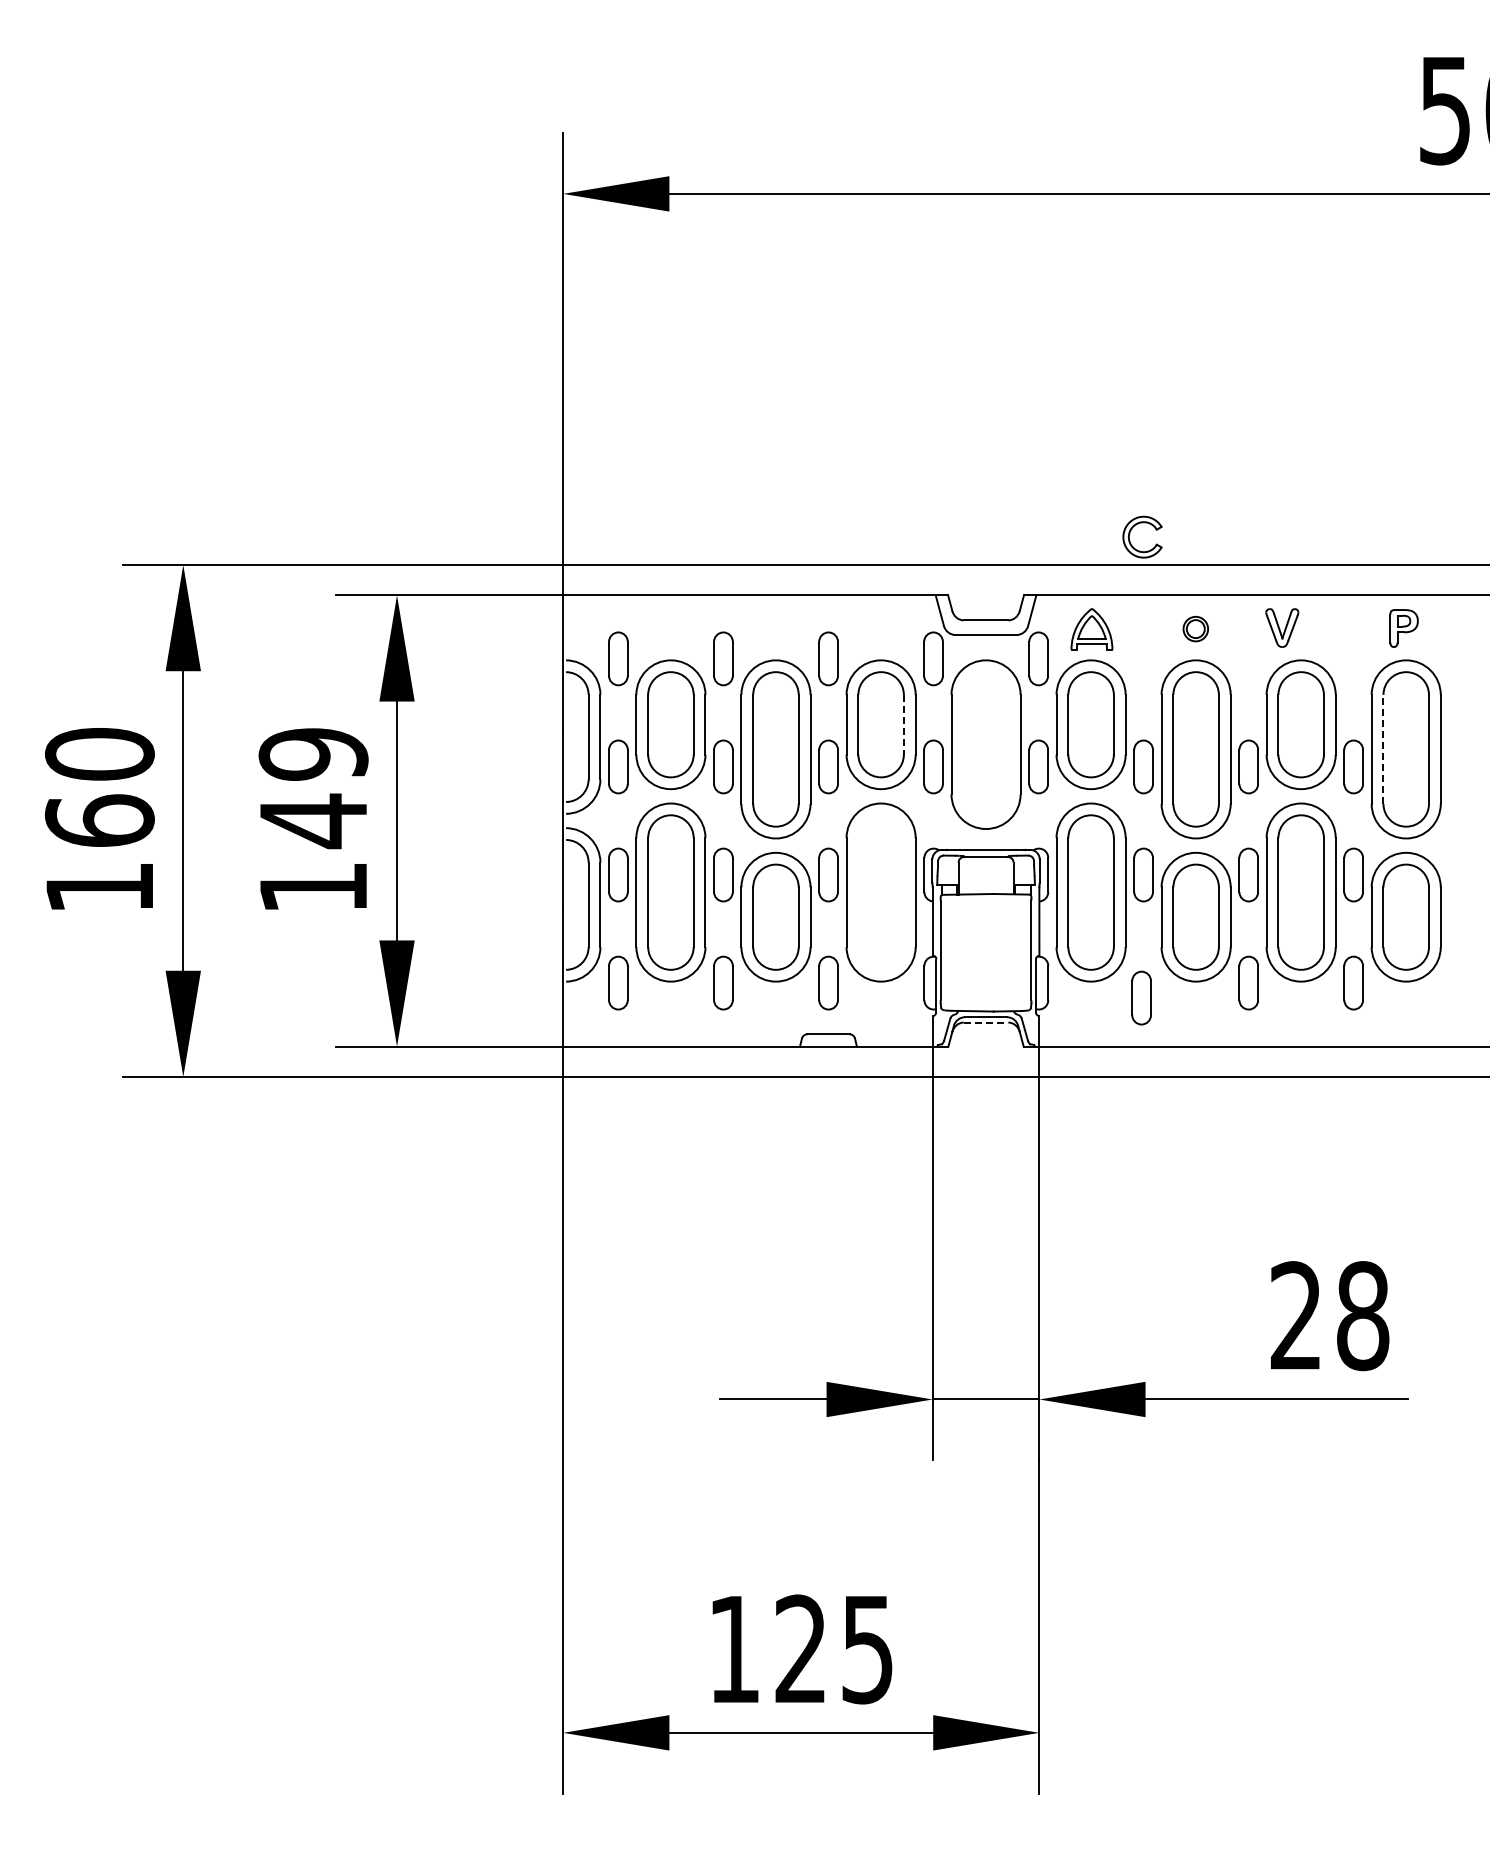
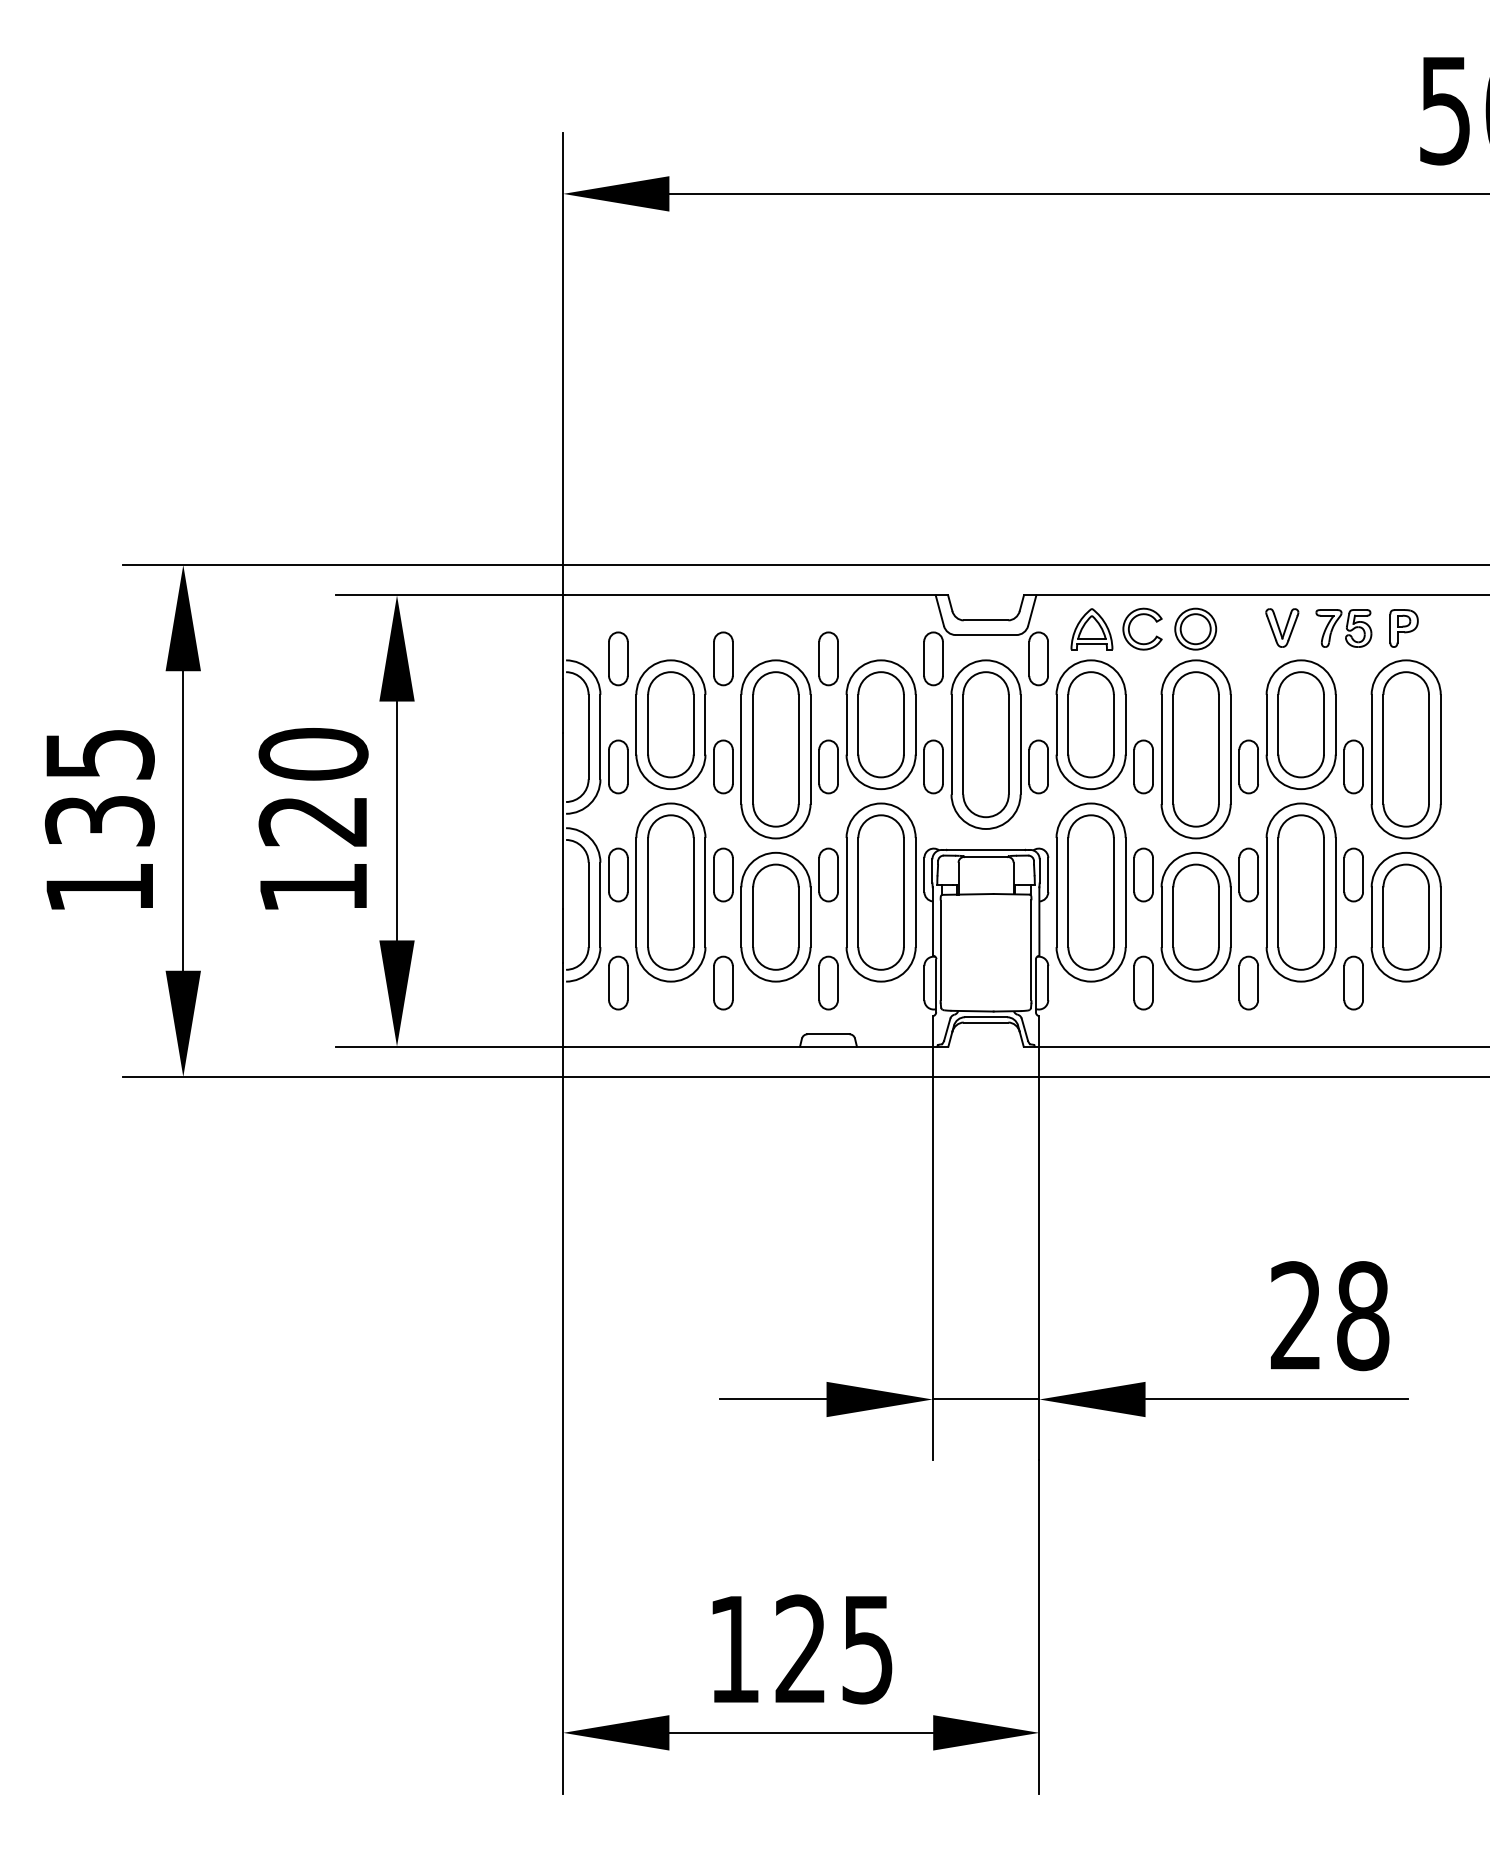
part position: (1132, 529) -> (1132, 621) (1132, 621)
part size: 27x28 px -> 44x44 px (1195, 628)
part: none -> present (1343, 628)
line: dashed -> solid (903, 724)
part: none -> present (985, 744)
line: dashed -> solid (1383, 749)
text: 160 -> 135 (99, 787)
text: 149 -> 120 (313, 788)
part: none -> present (880, 892)
part position: (1141, 997) -> (1143, 982) (1143, 982)
line: dashed -> solid (986, 1022)
